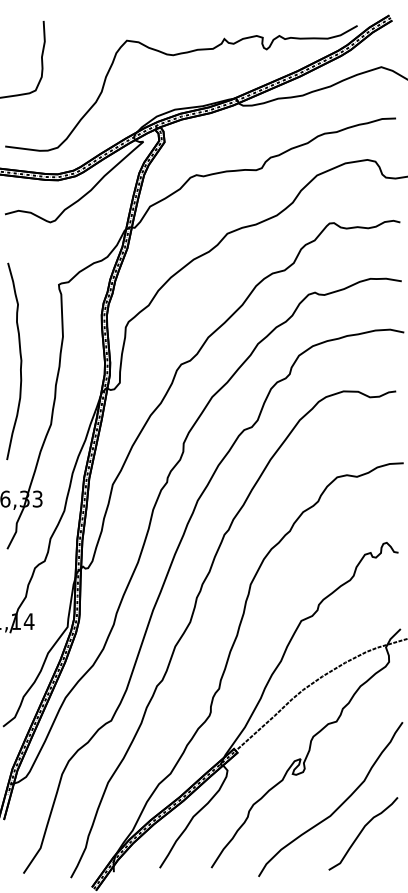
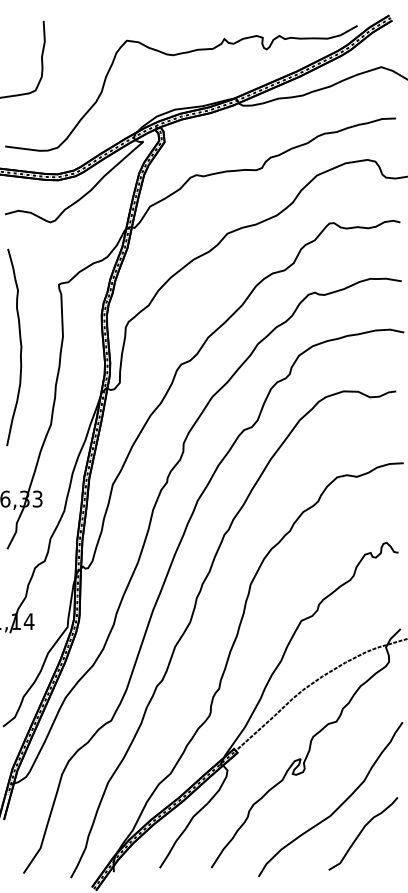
curve position: (20, 361) -> (20, 347) (20, 347)
